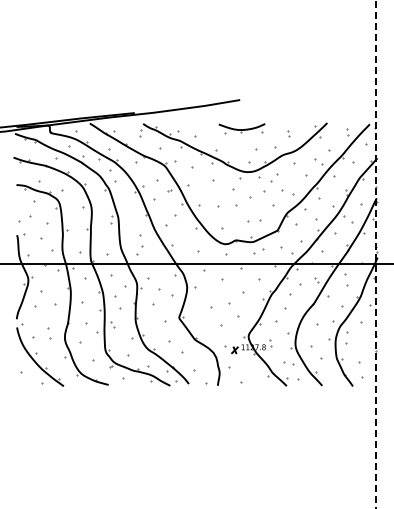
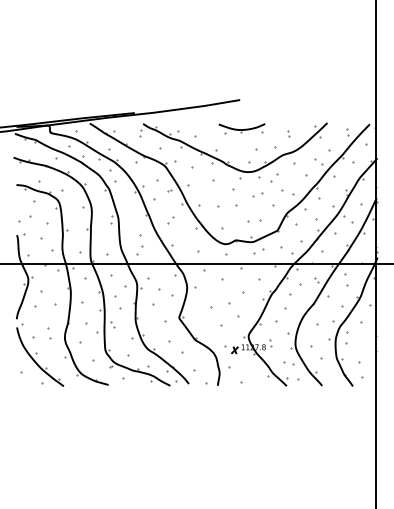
part size: 17x9 px -> 12x6 px (257, 194)
part size: 12x13 px -> 8x9 px (170, 220)
line: dashed -> solid (376, 254)
